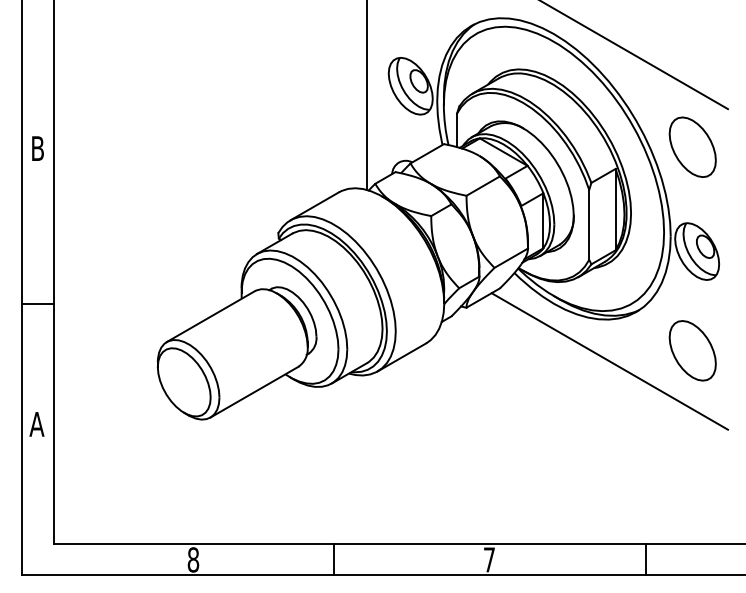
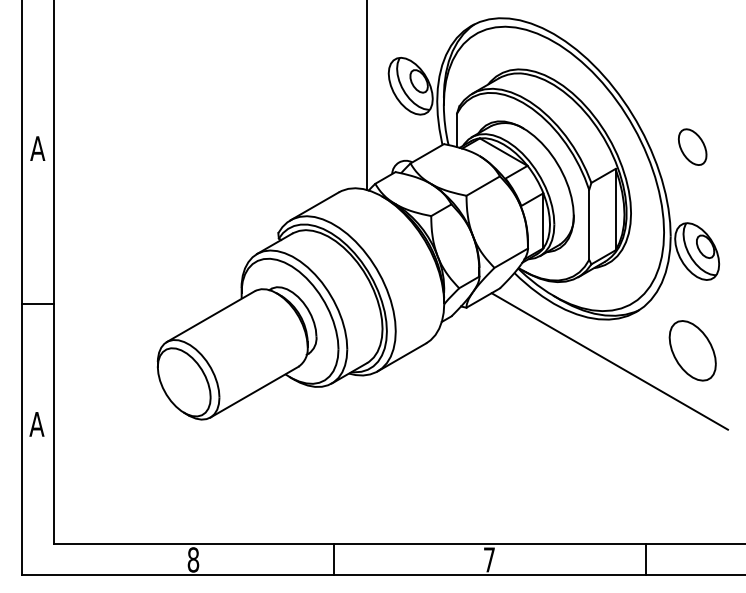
line: present -> none (635, 55)
part size: 49x62 px -> 31x38 px (692, 146)
text: B -> A (37, 148)
